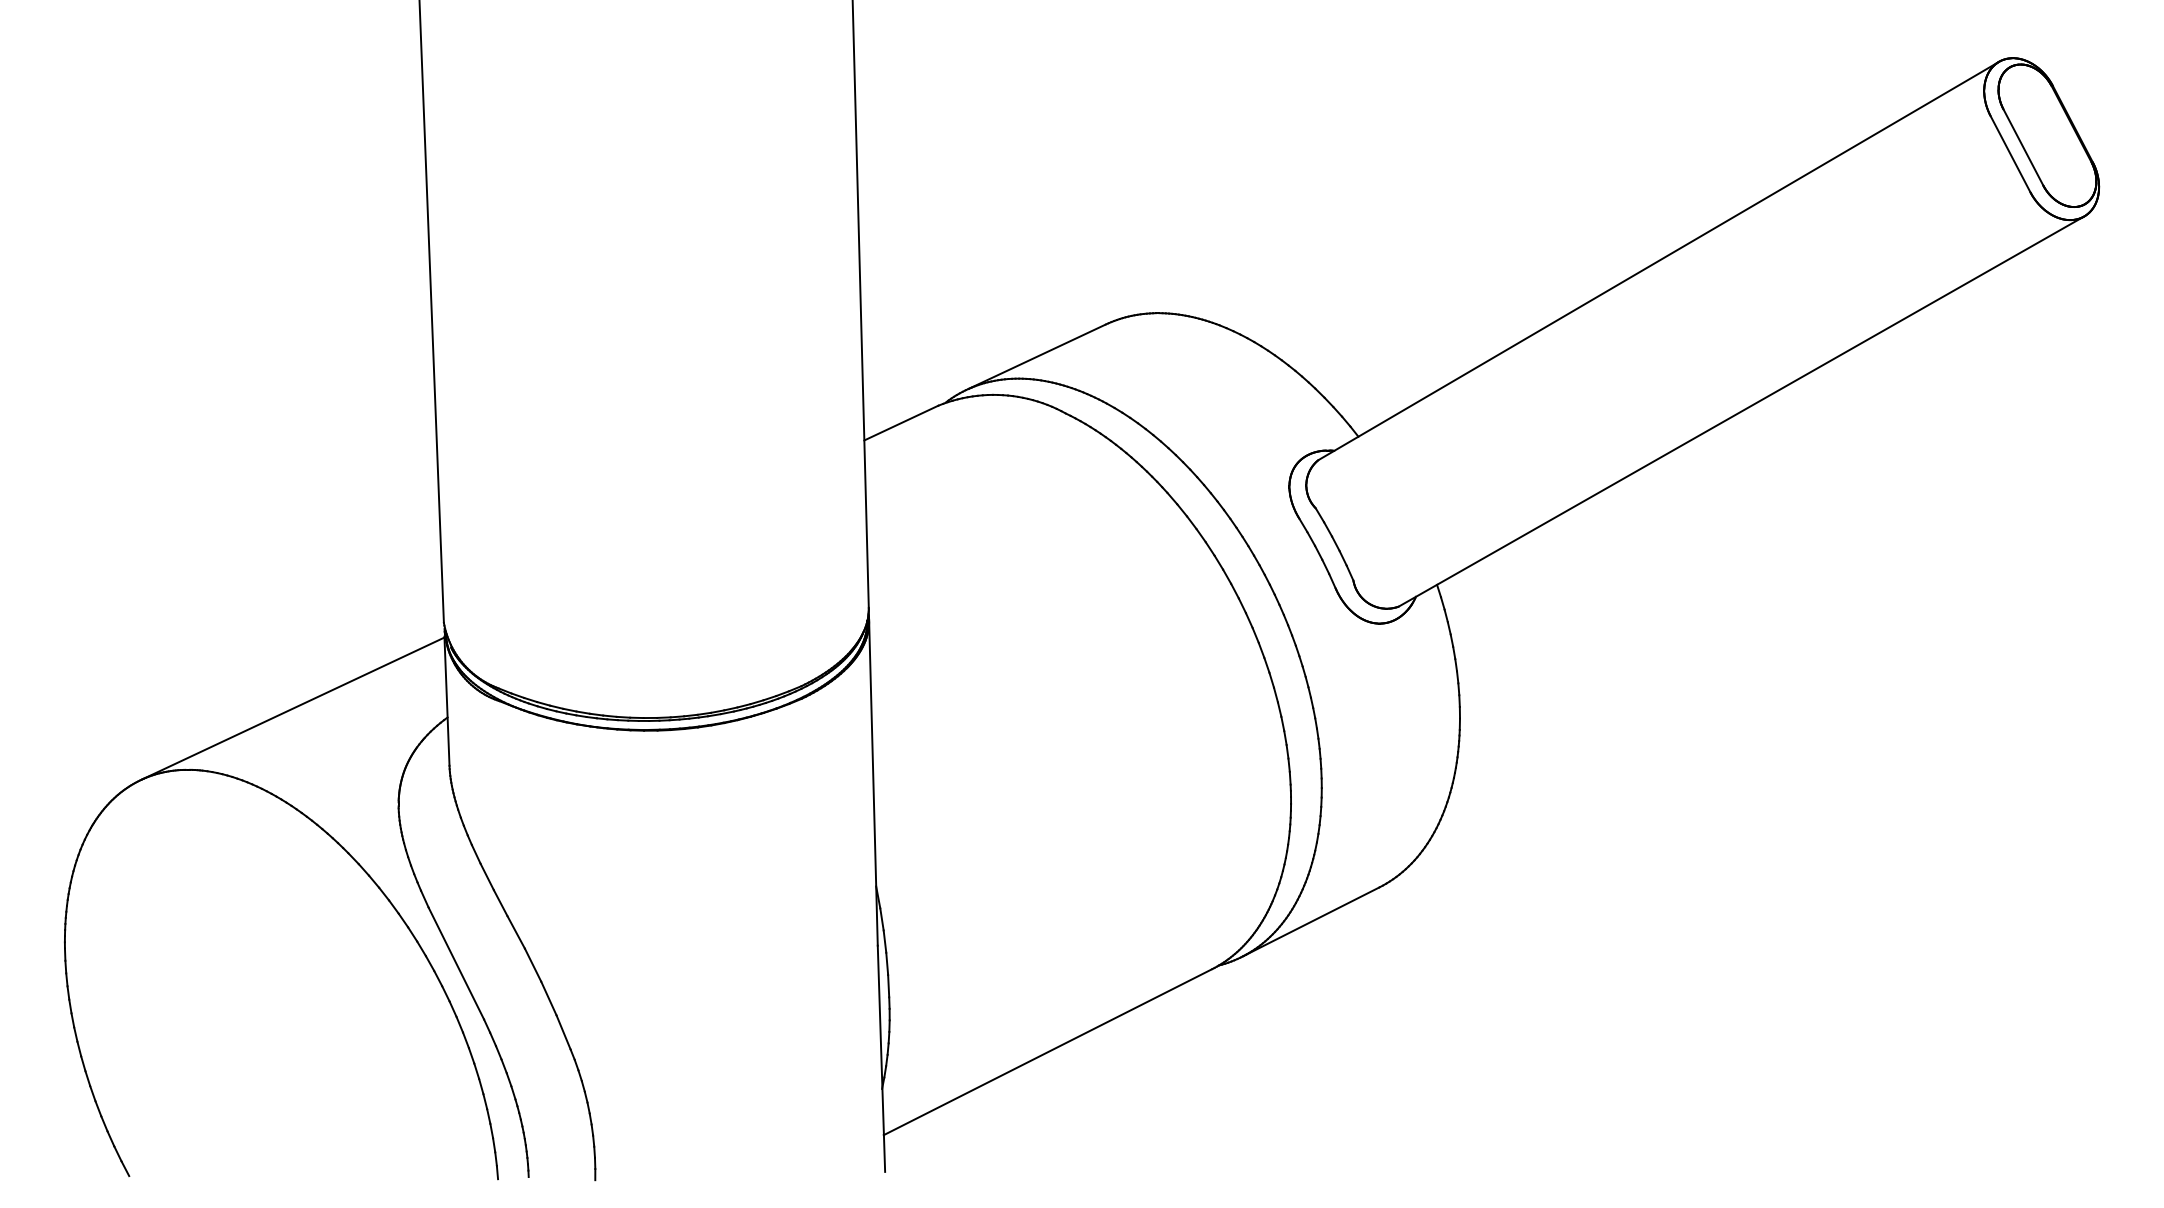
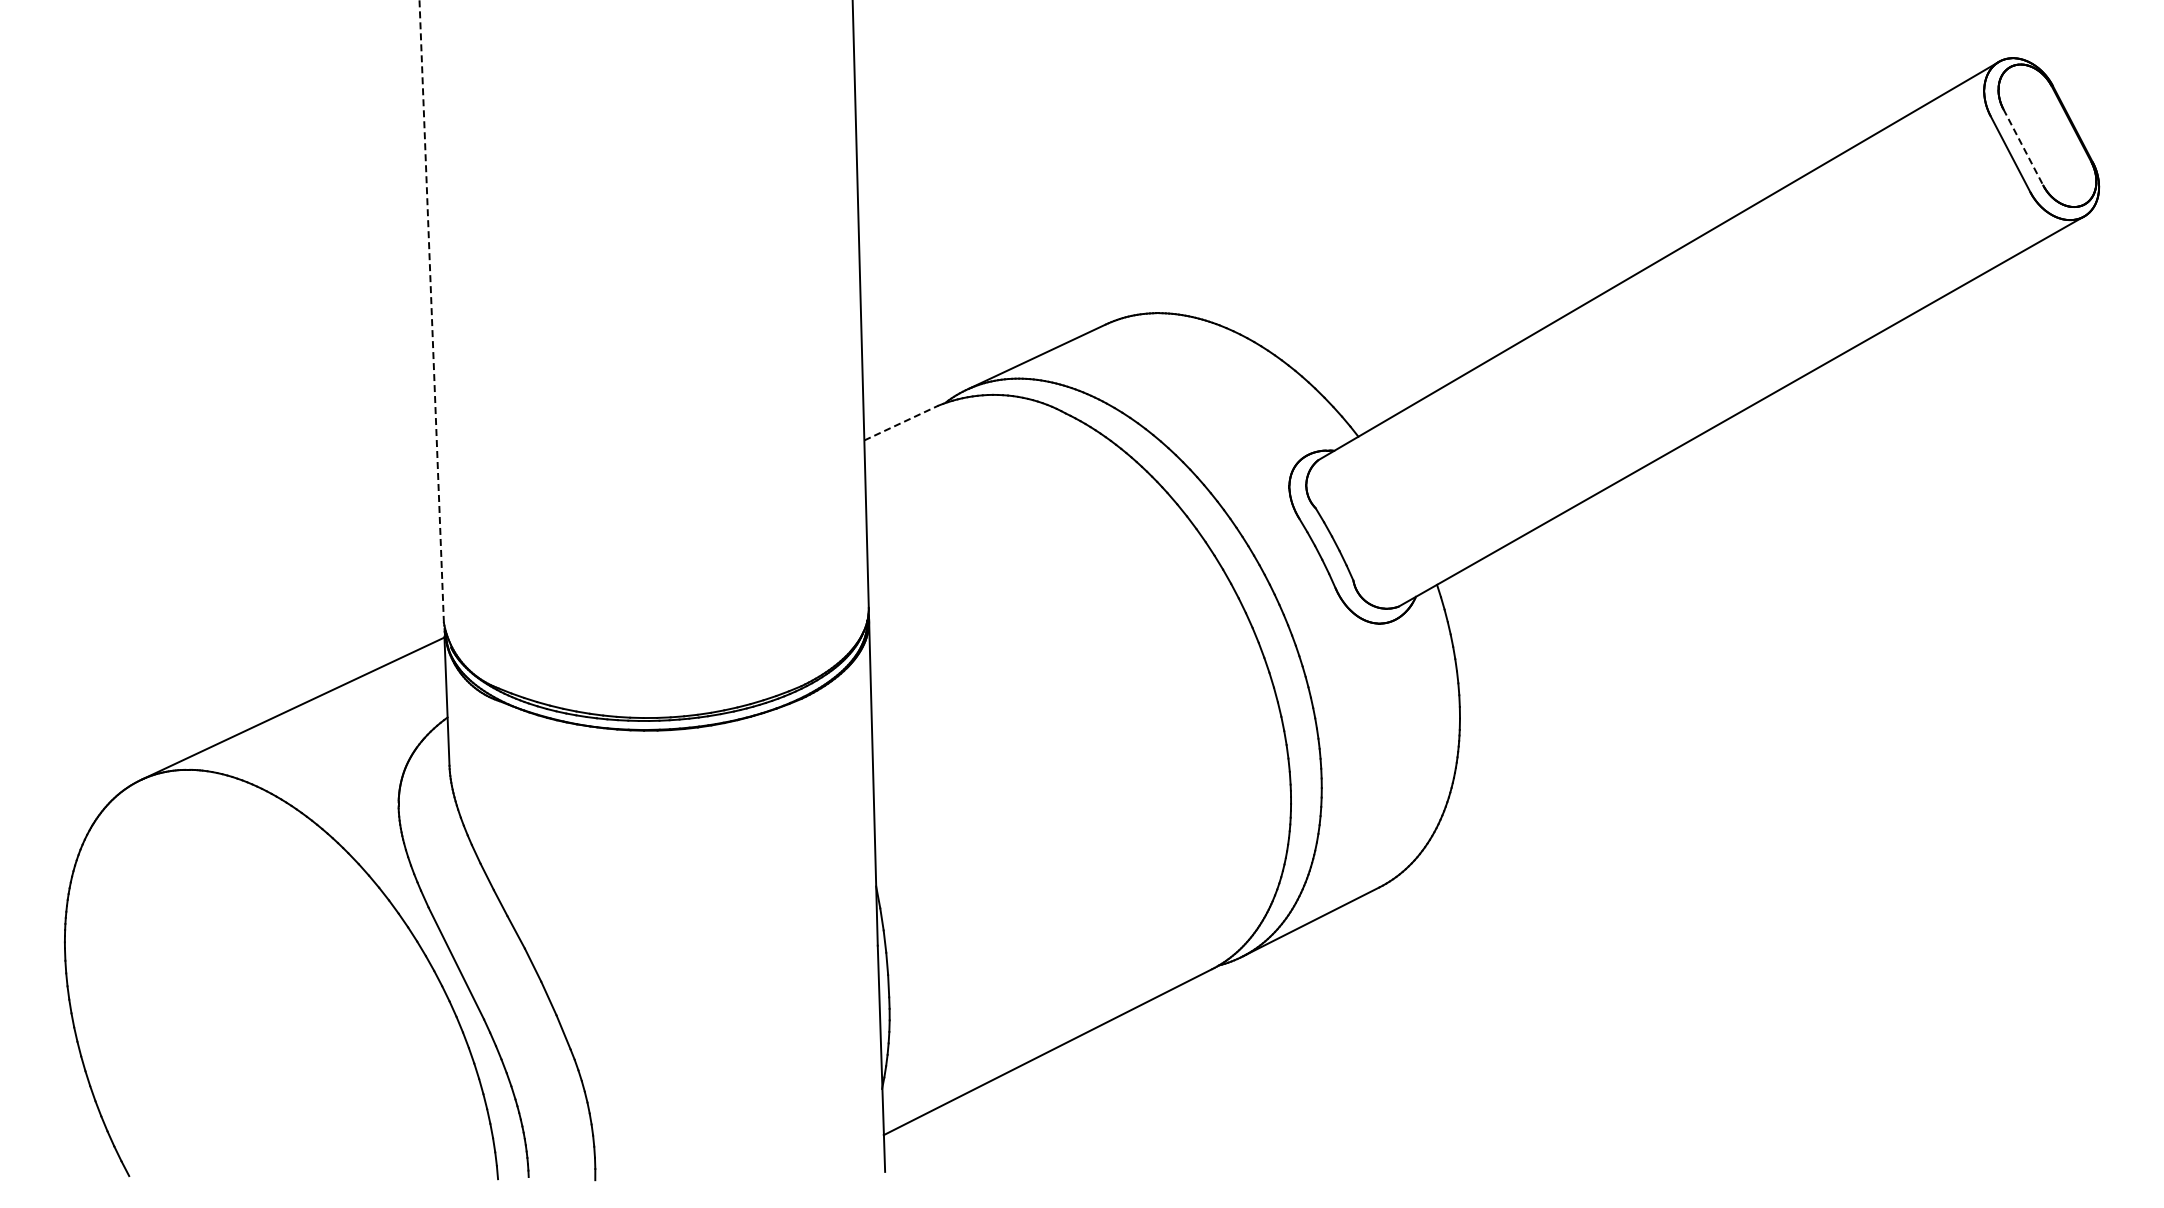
line: solid -> dashed (2023, 147)
line: solid -> dashed (431, 311)
line: solid -> dashed (901, 423)
